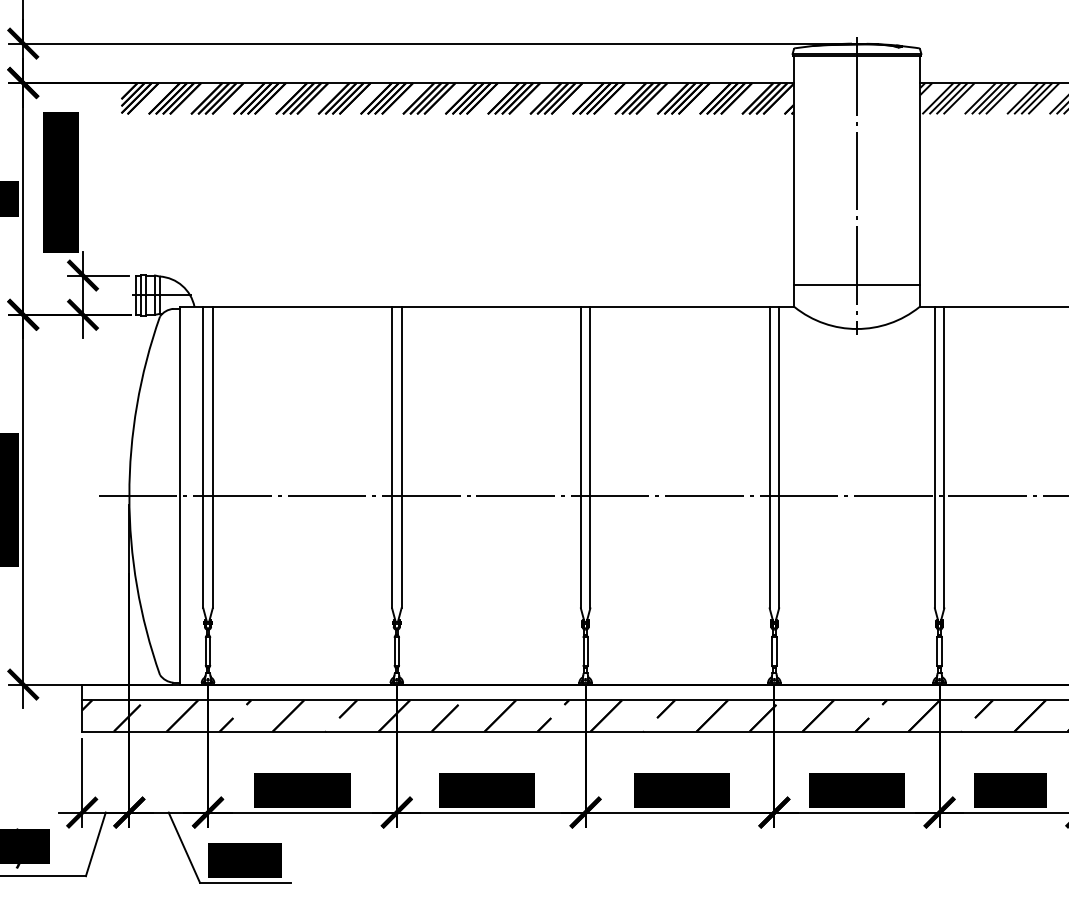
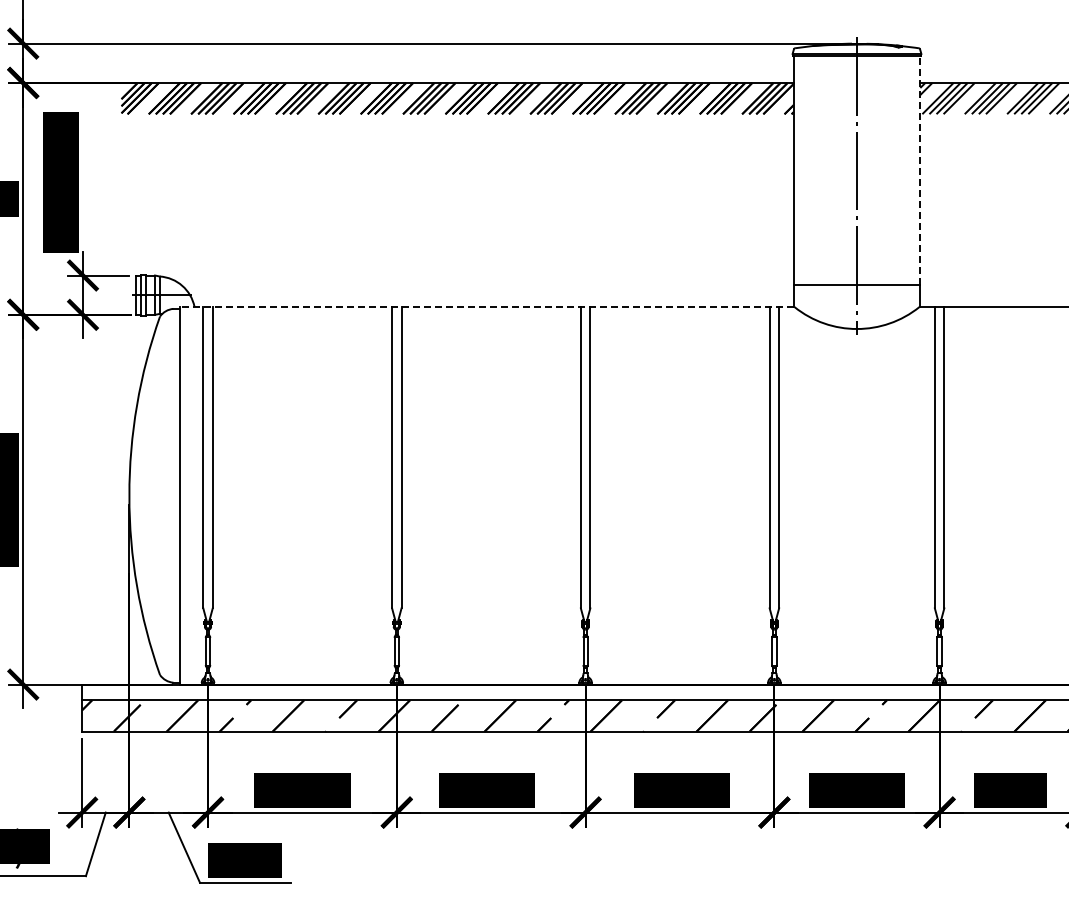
line: solid -> dashed (920, 169)
line: solid -> dashed (486, 307)
line: present -> none (581, 495)
